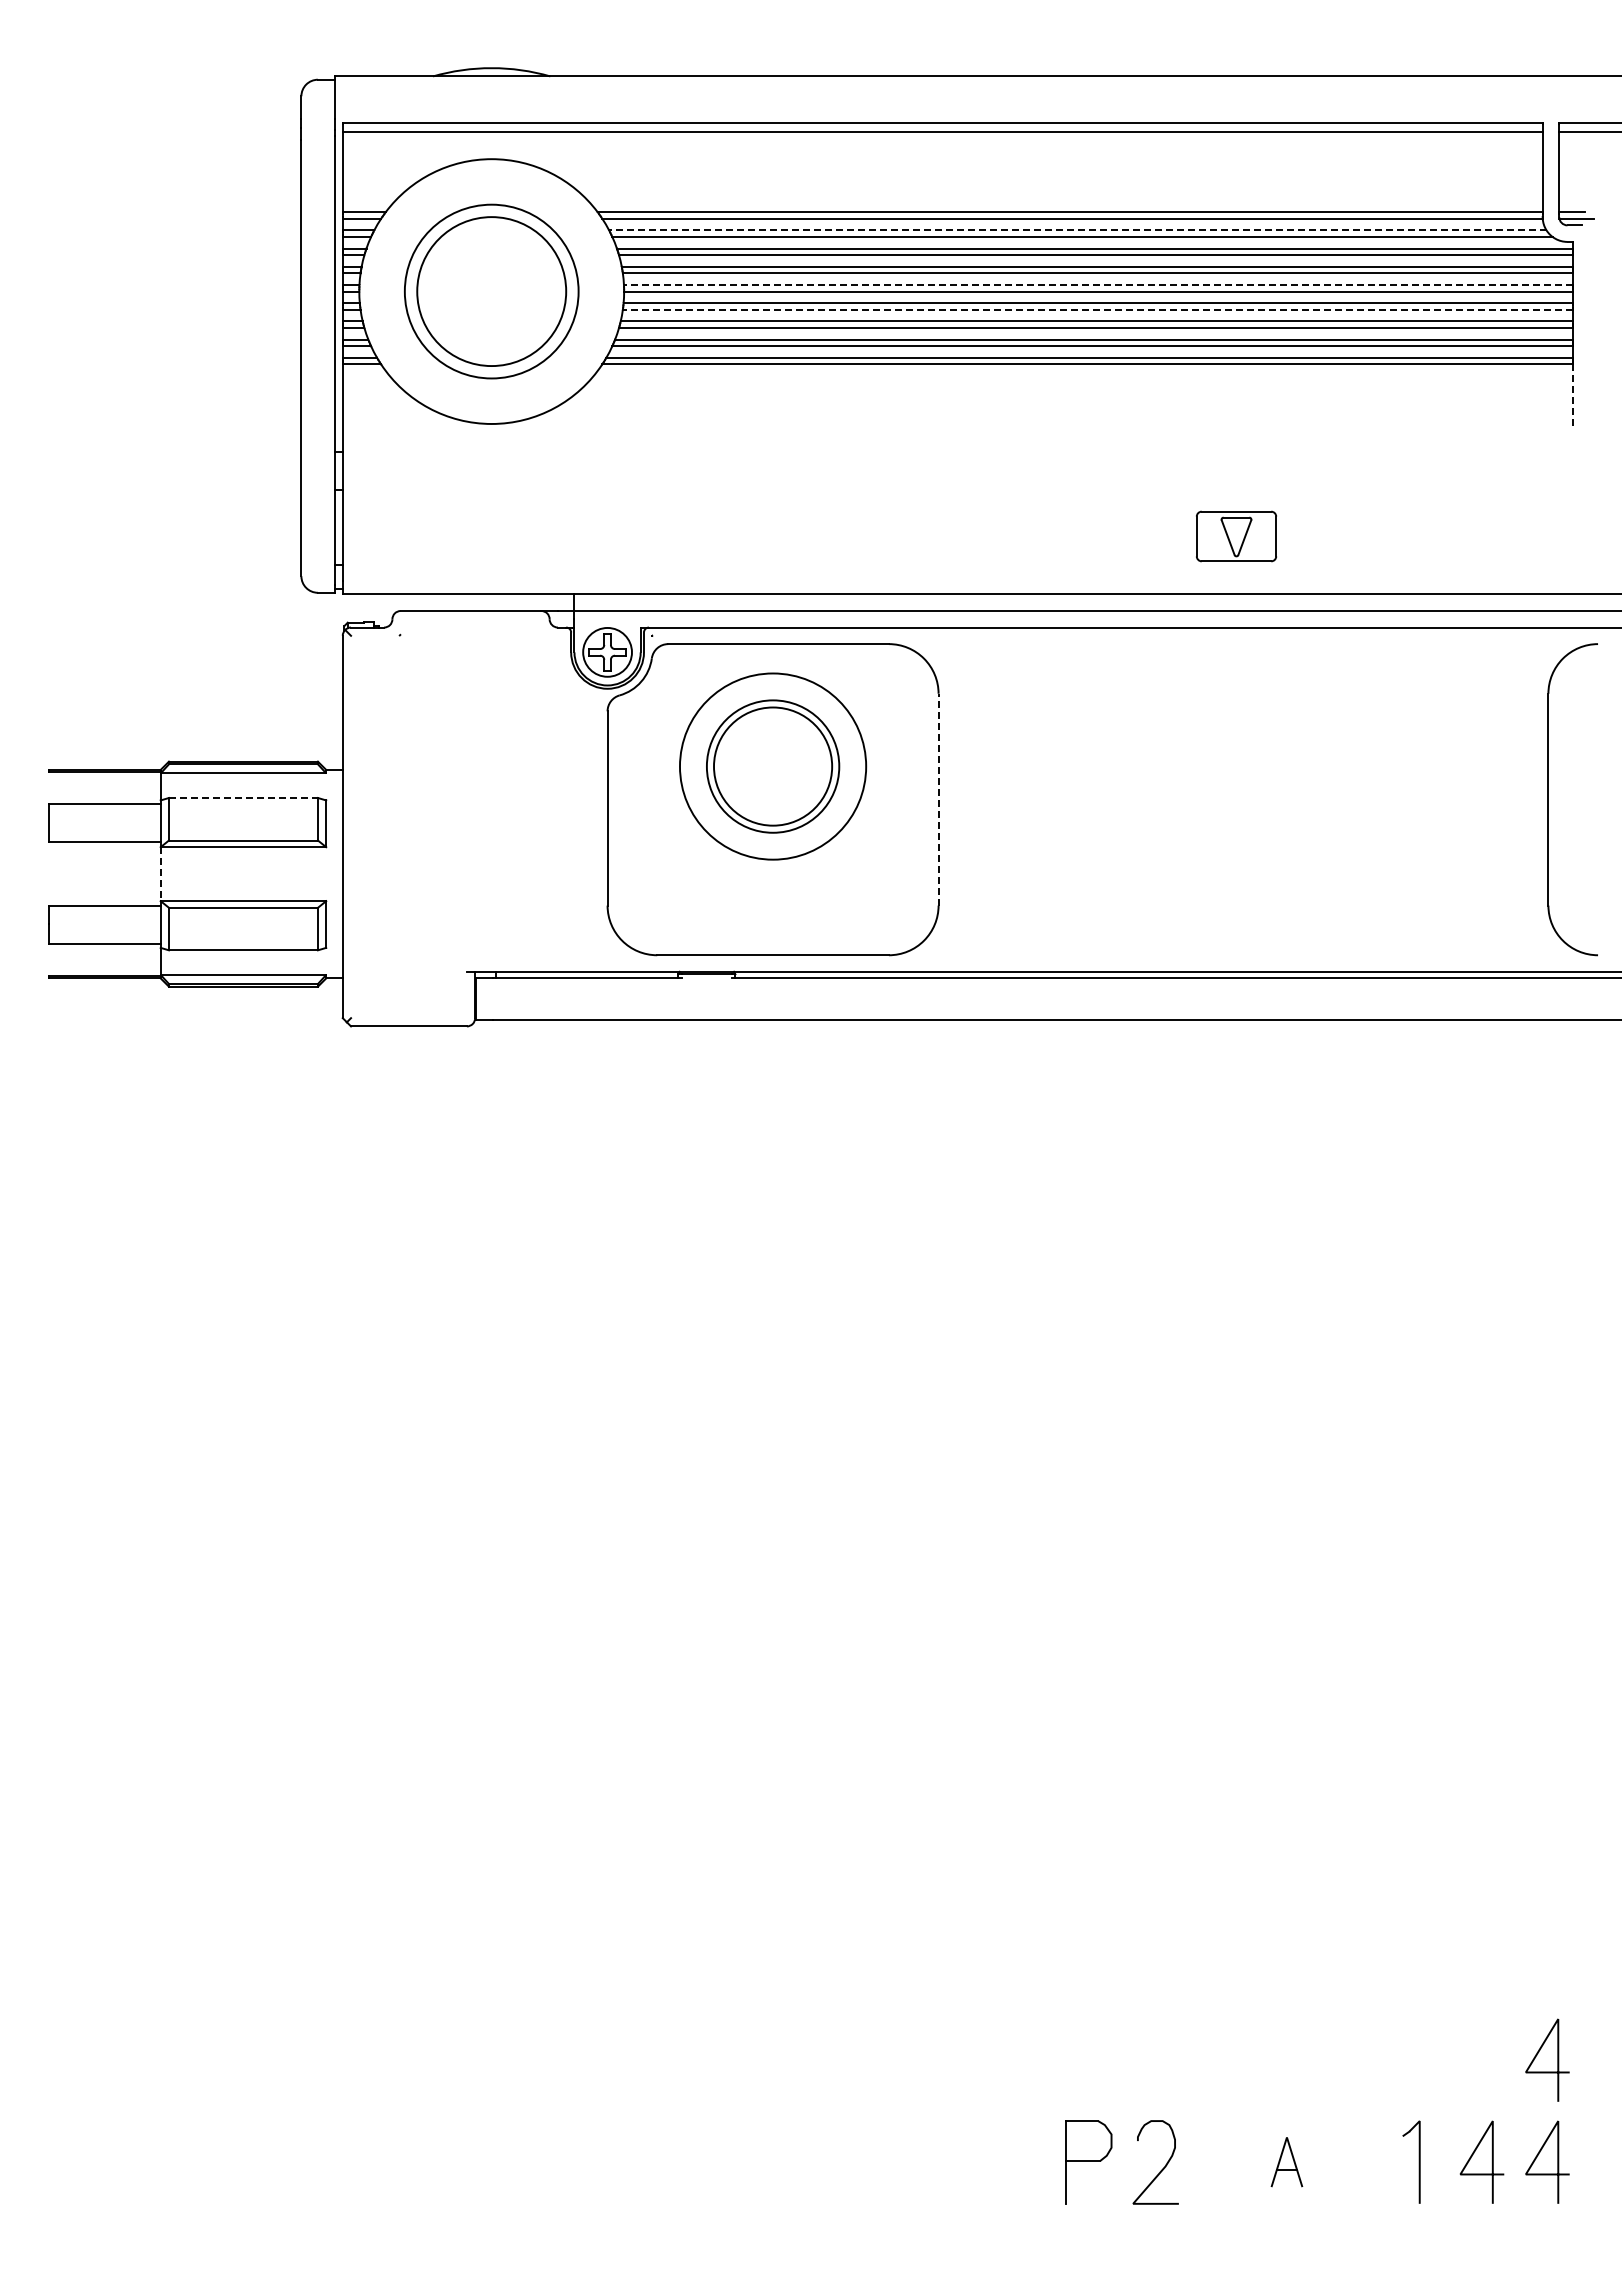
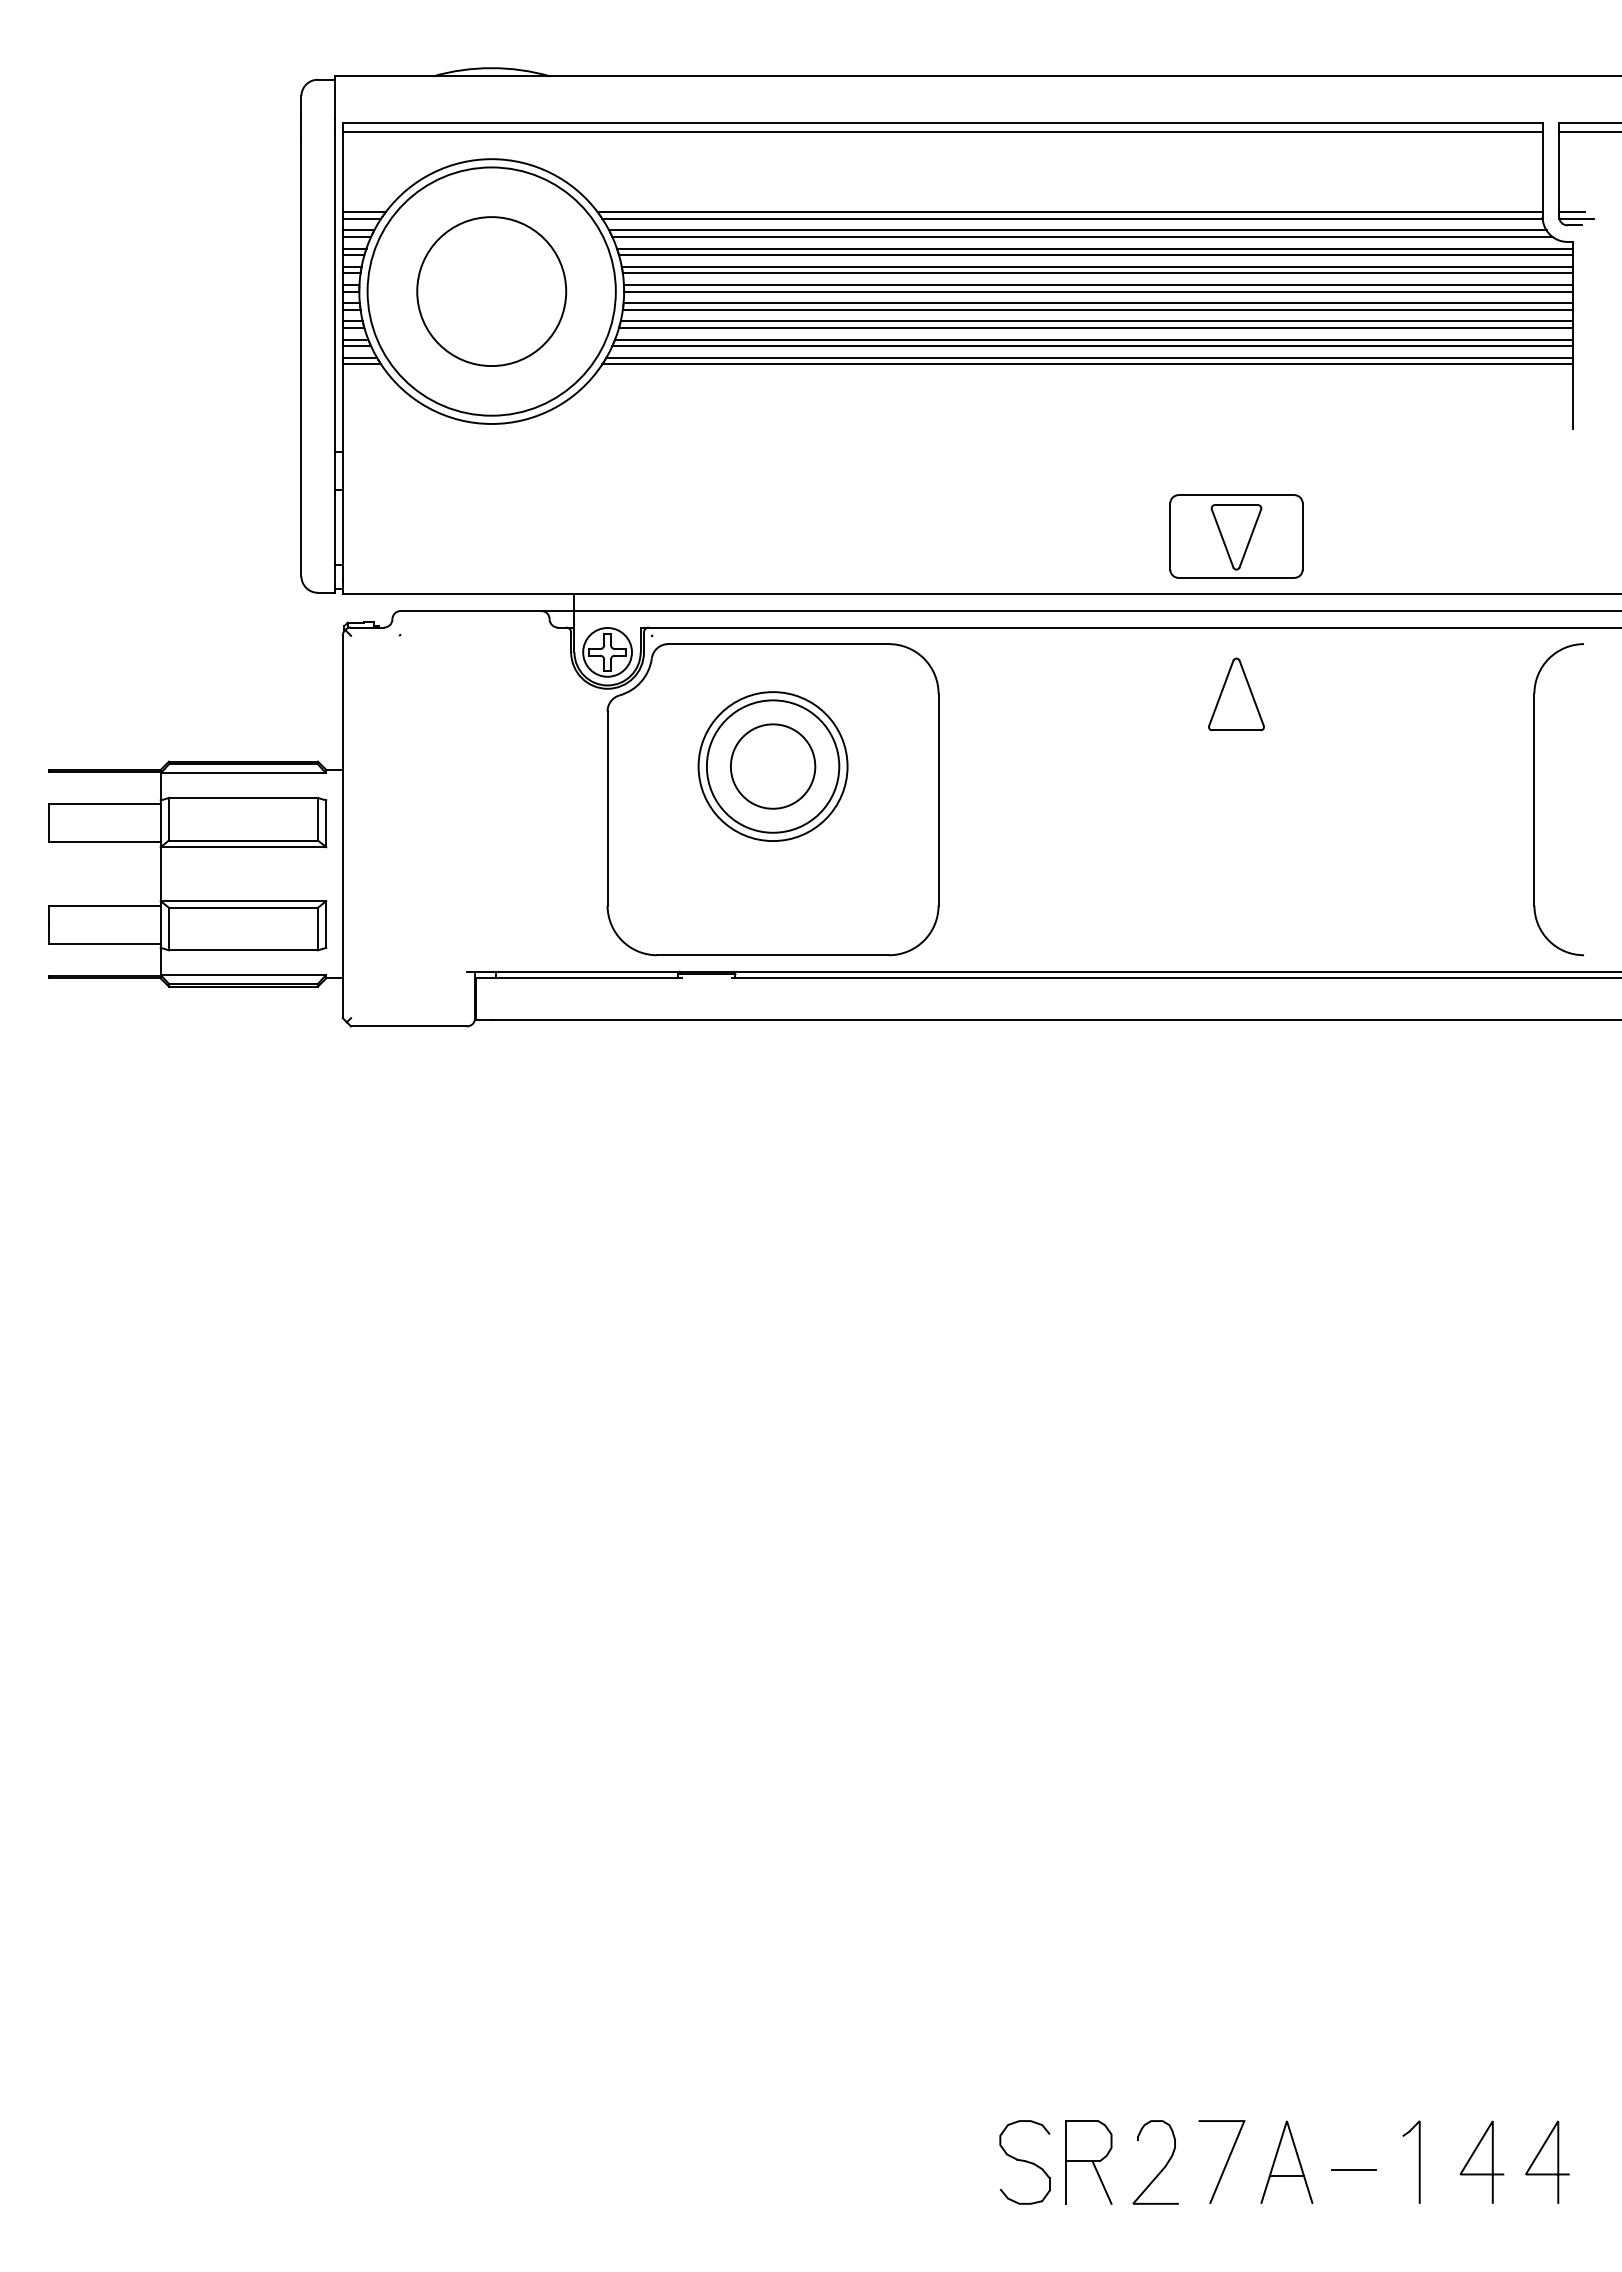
line: dashed -> solid (1077, 230)
line: dashed -> solid (1098, 284)
circle diameter: 174 px -> 248 px (491, 291)
line: dashed -> solid (1097, 309)
line: dashed -> solid (1573, 397)
part size: 81x53 px -> 135x85 px (1236, 536)
part: none -> present (1236, 694)
circle diameter: 186 px -> 149 px (772, 766)
circle diameter: 118 px -> 84 px (772, 766)
line: dashed -> solid (243, 797)
line: dashed -> solid (938, 799)
part position: (1548, 799) -> (1534, 799) (1534, 799)
line: dashed -> solid (160, 874)
line: present -> none (1557, 2059)
part: none -> present (1024, 2162)
part size: 34x51 px -> 54x84 px (1286, 2161)
line: none -> present (1225, 2163)
line: none -> present (1354, 2170)
line: none -> present (1101, 2182)
